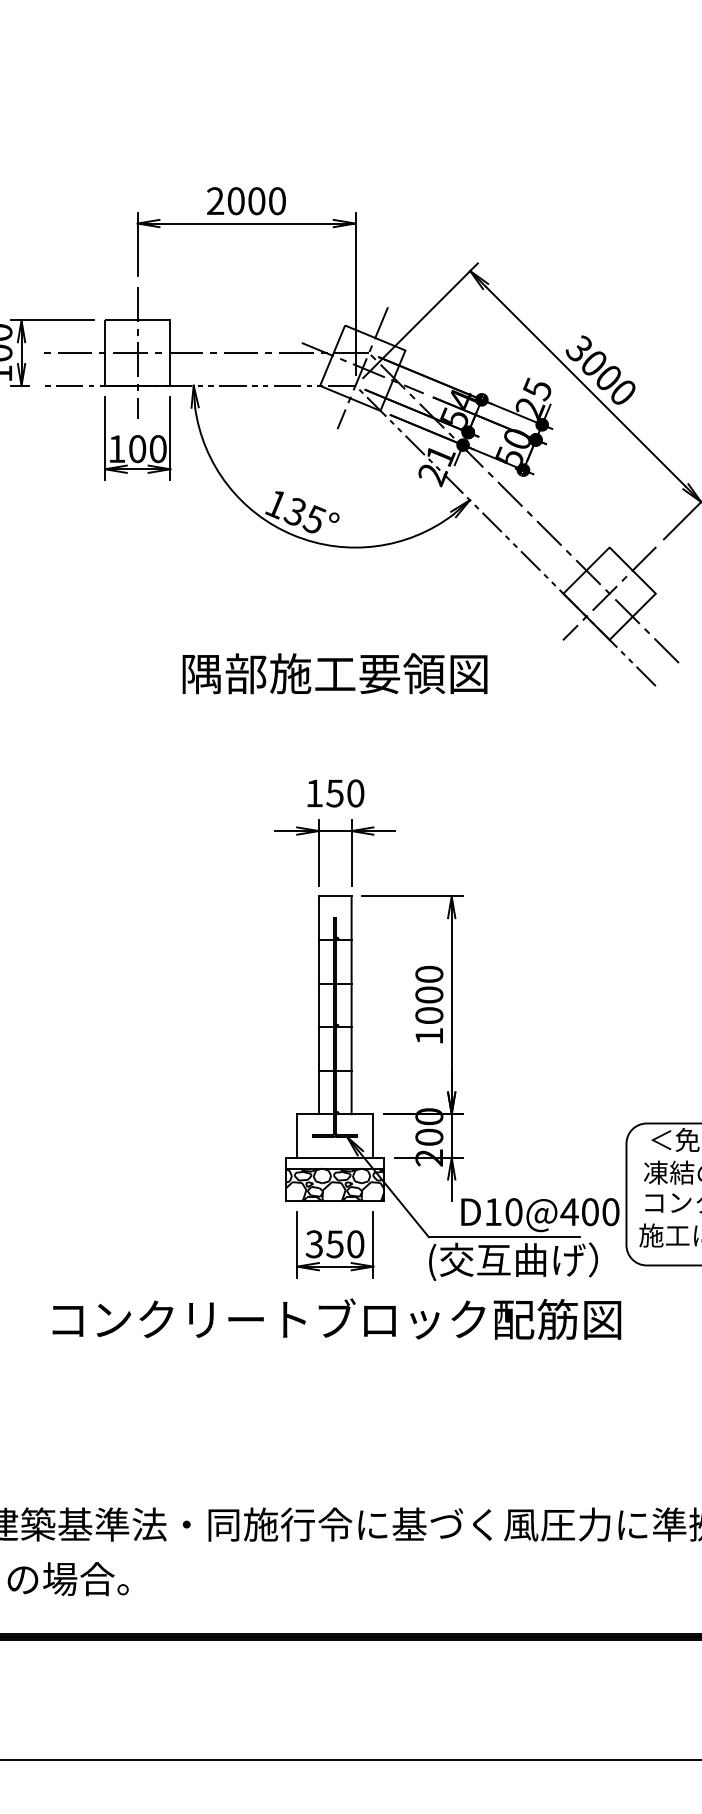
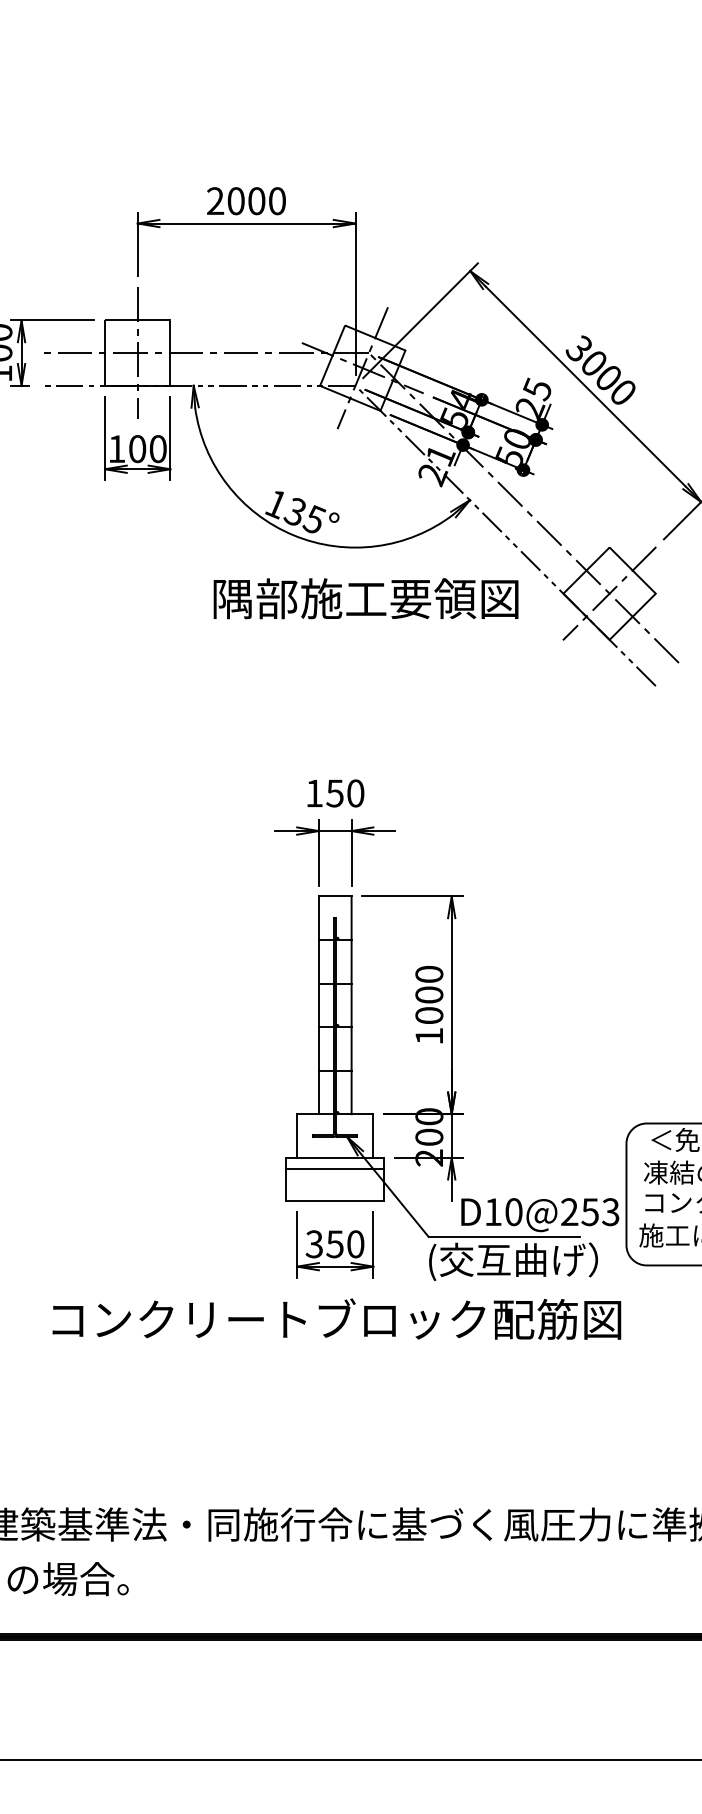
text position: (334, 673) -> (365, 598) (365, 598)
hatch: present -> none (335, 1184)
text: D10@400 -> D10@253 (589, 1212)
